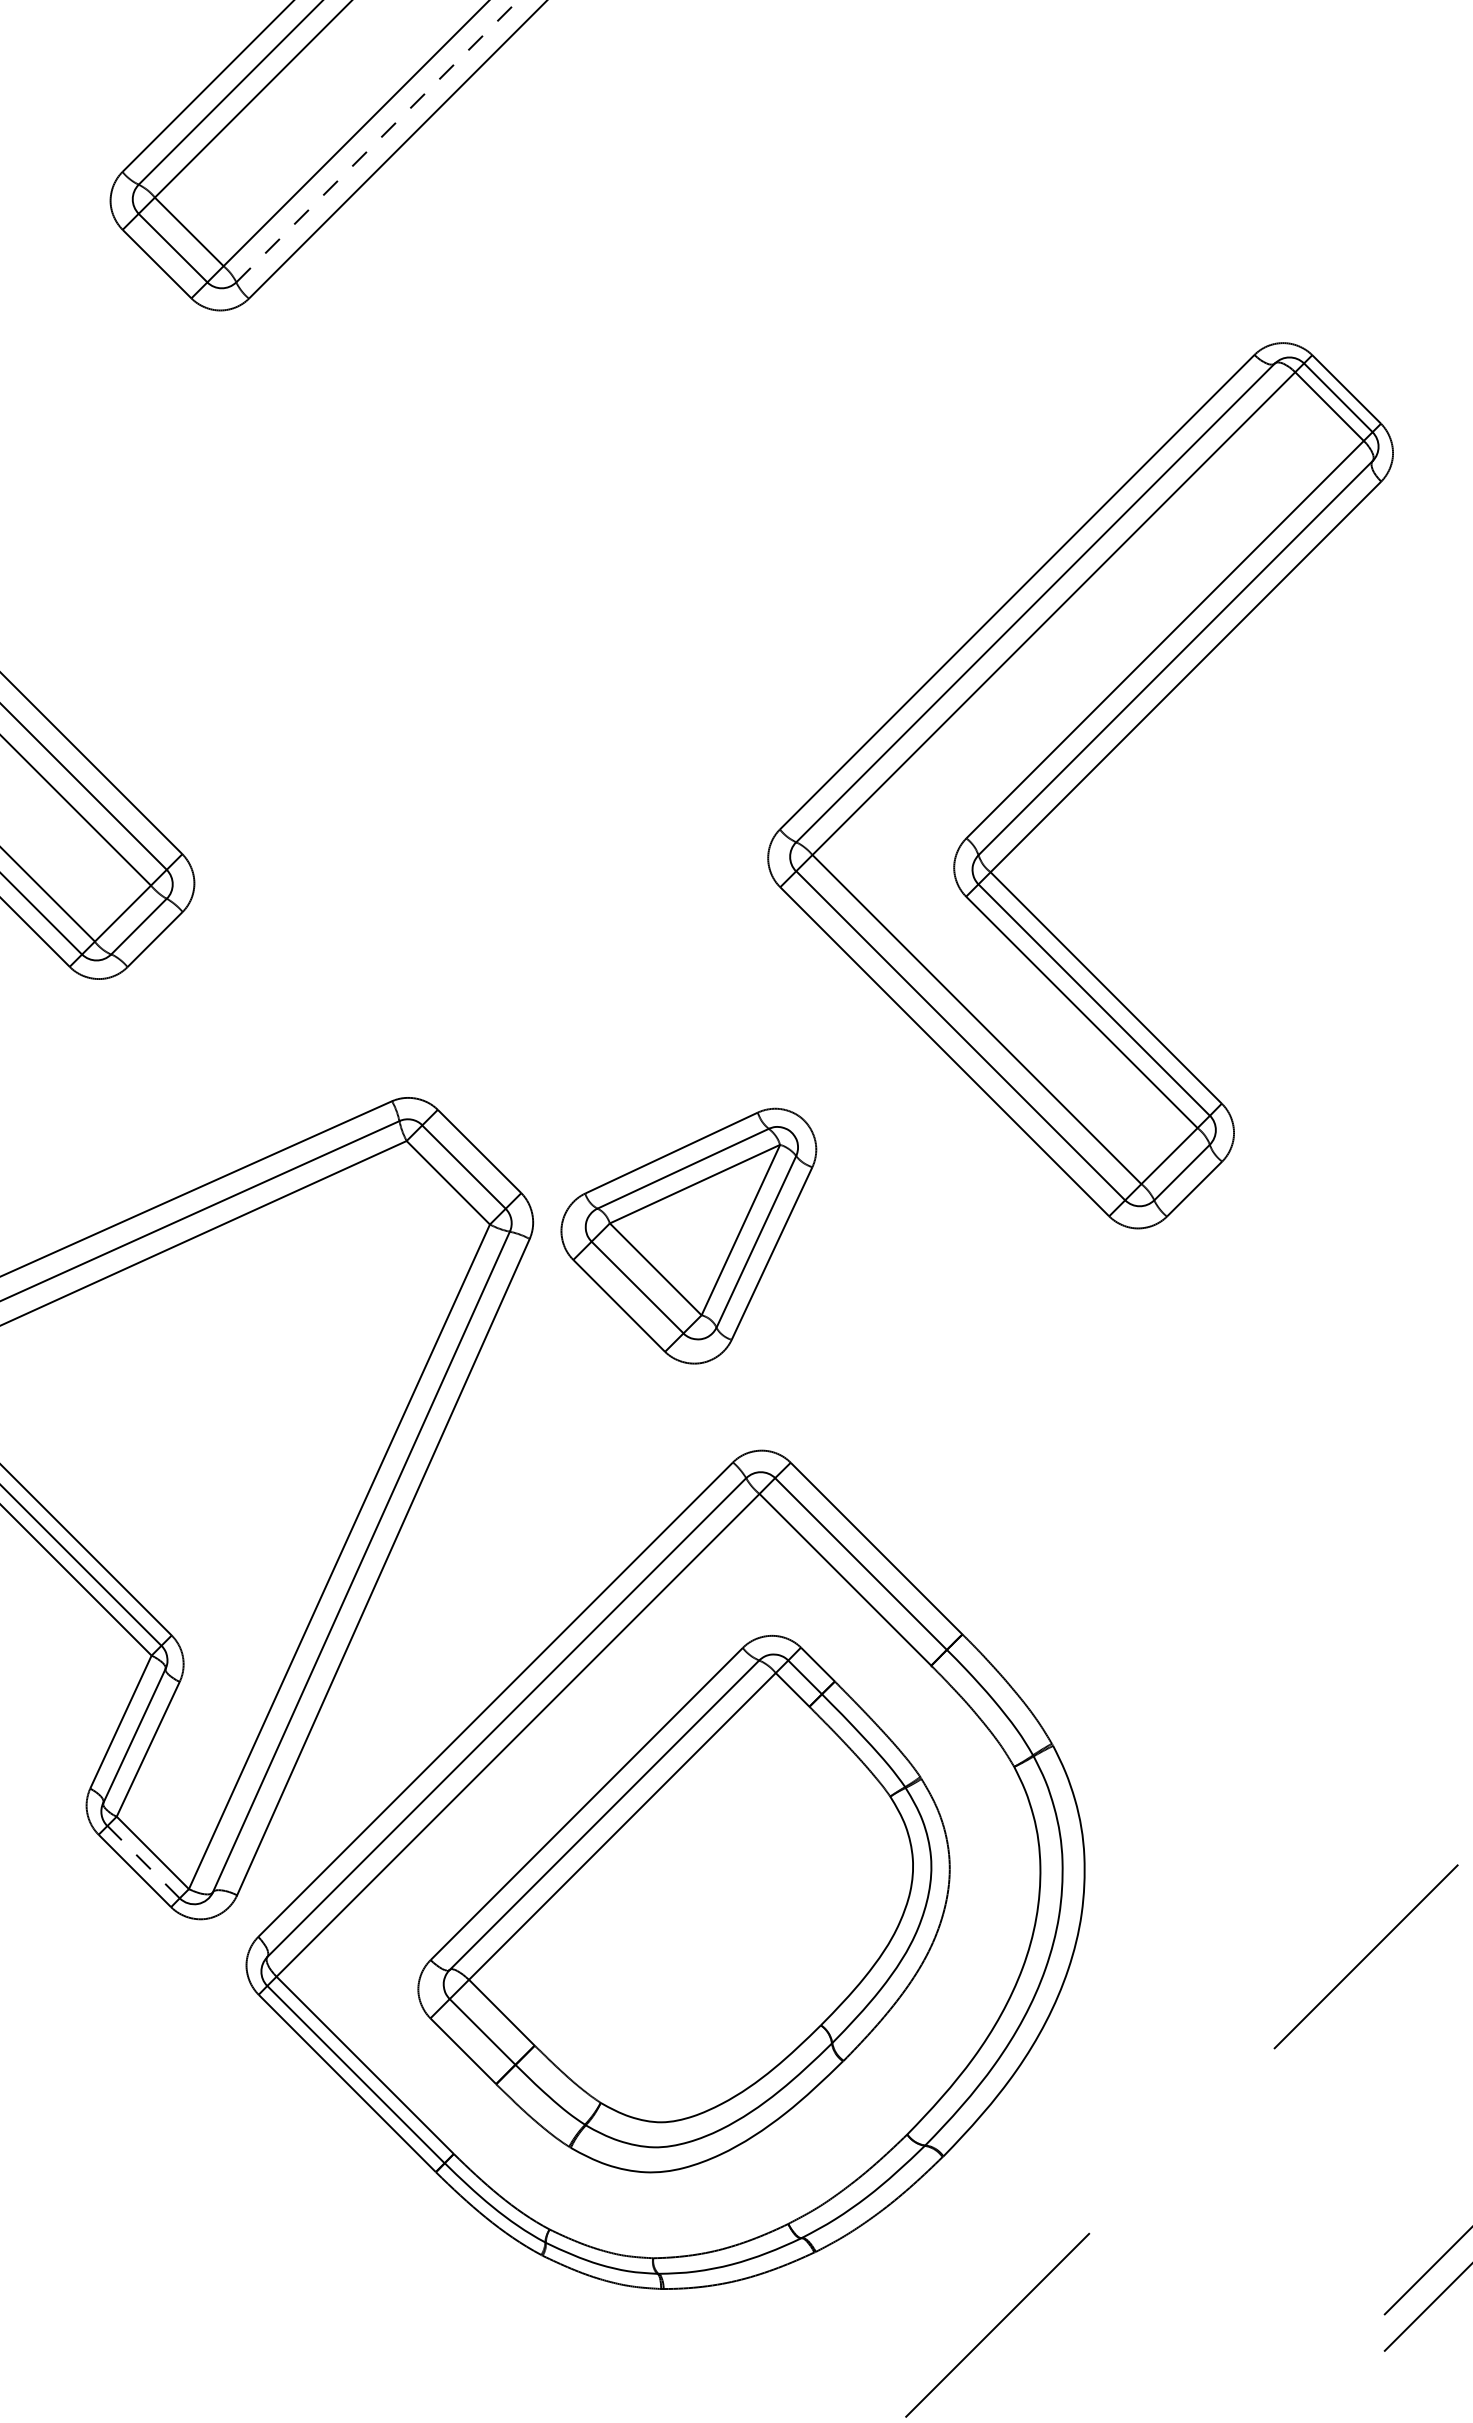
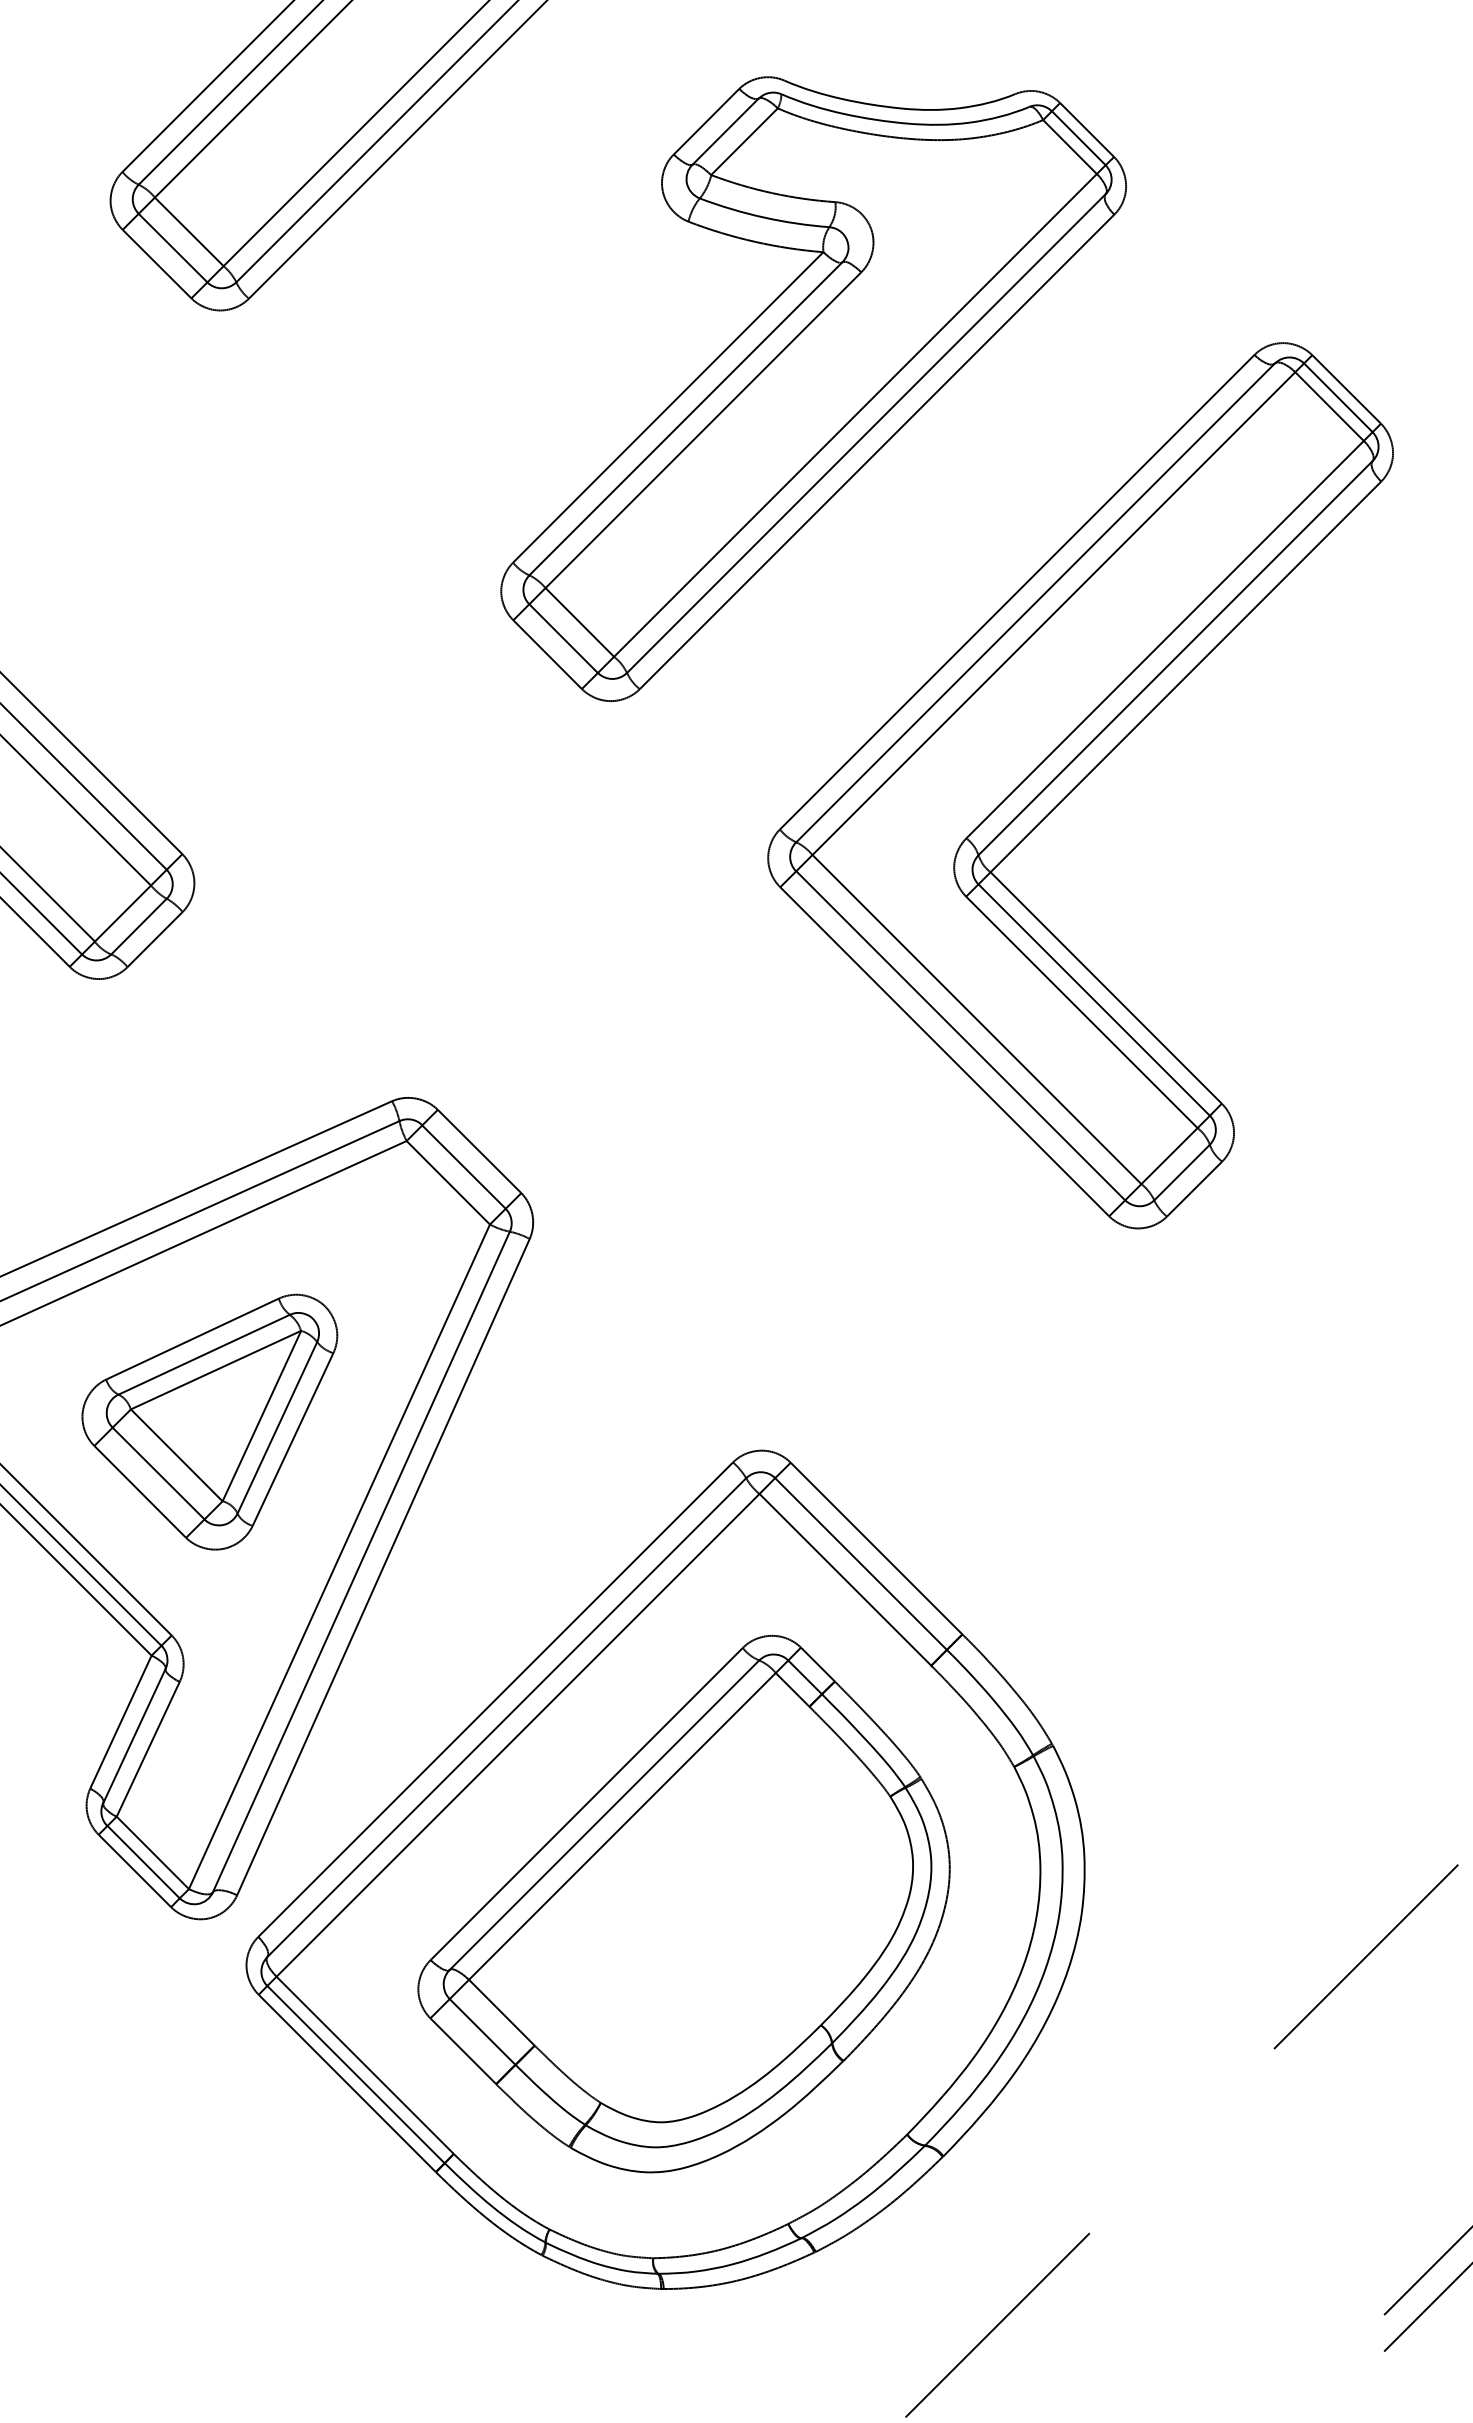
line: dashed -> solid (377, 141)
part: none -> present (813, 388)
part position: (688, 1235) -> (209, 1421) (209, 1421)
line: dashed -> solid (143, 1861)
